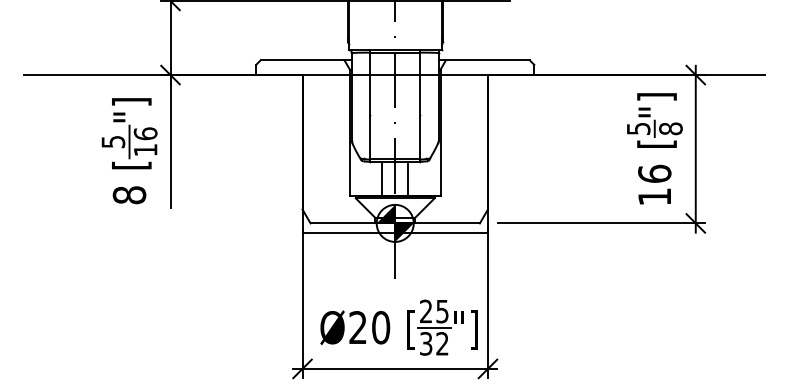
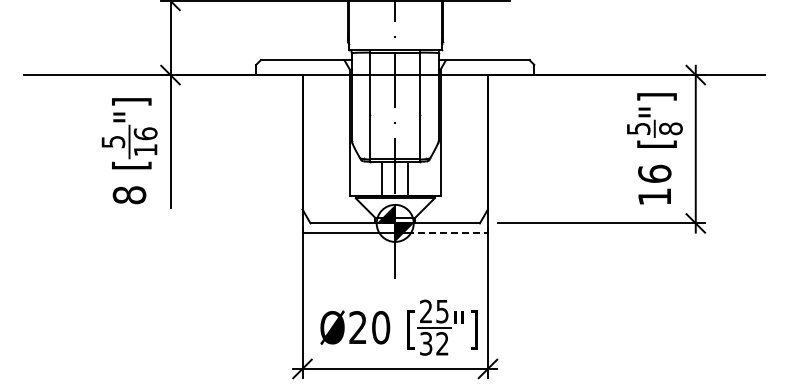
line: solid -> dashed (447, 232)
